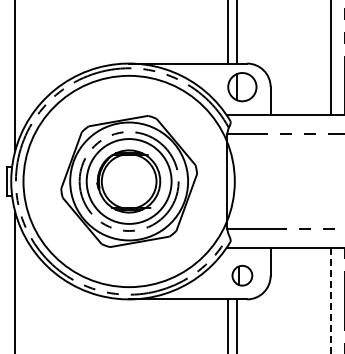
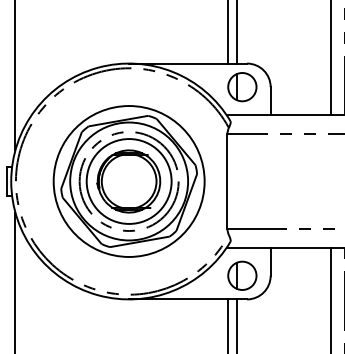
circle diameter: 211 px -> 151 px (128, 181)
part size: 23x23 px -> 31x31 px (242, 275)
line: dashed -> solid (330, 300)
